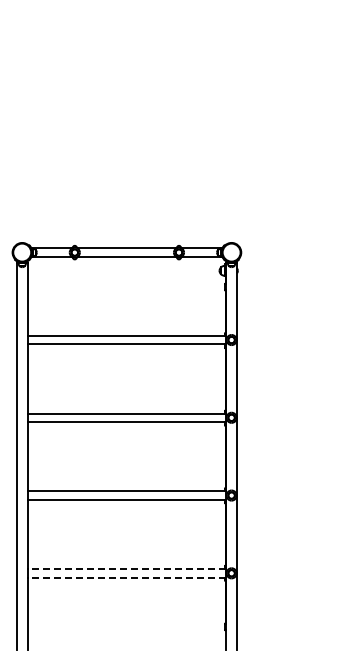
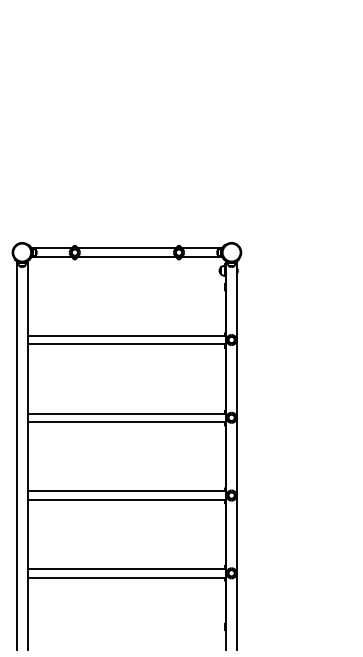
line: dashed -> solid (126, 569)
line: dashed -> solid (126, 577)
